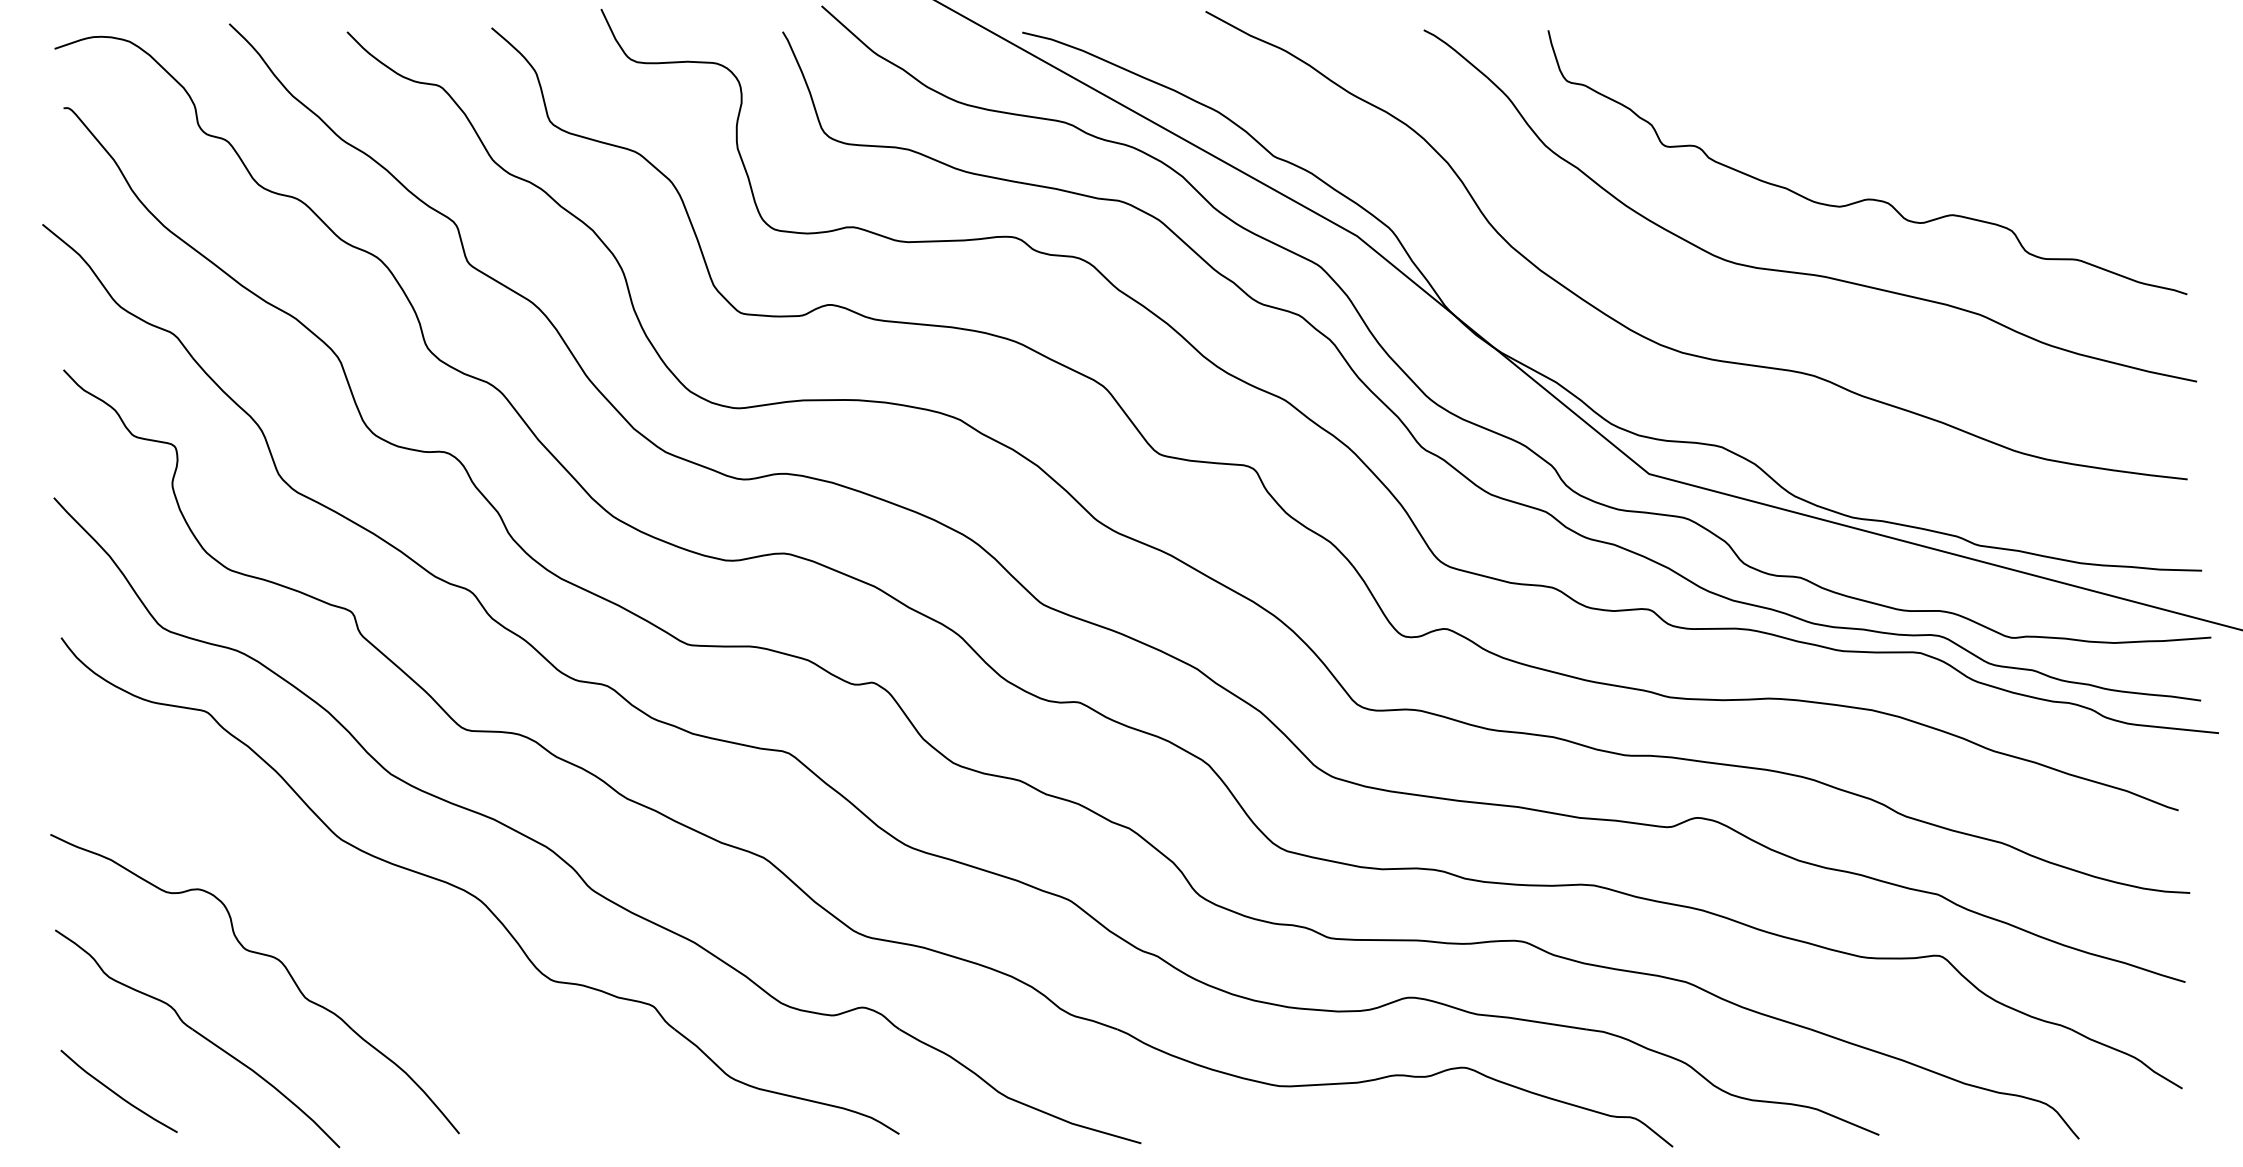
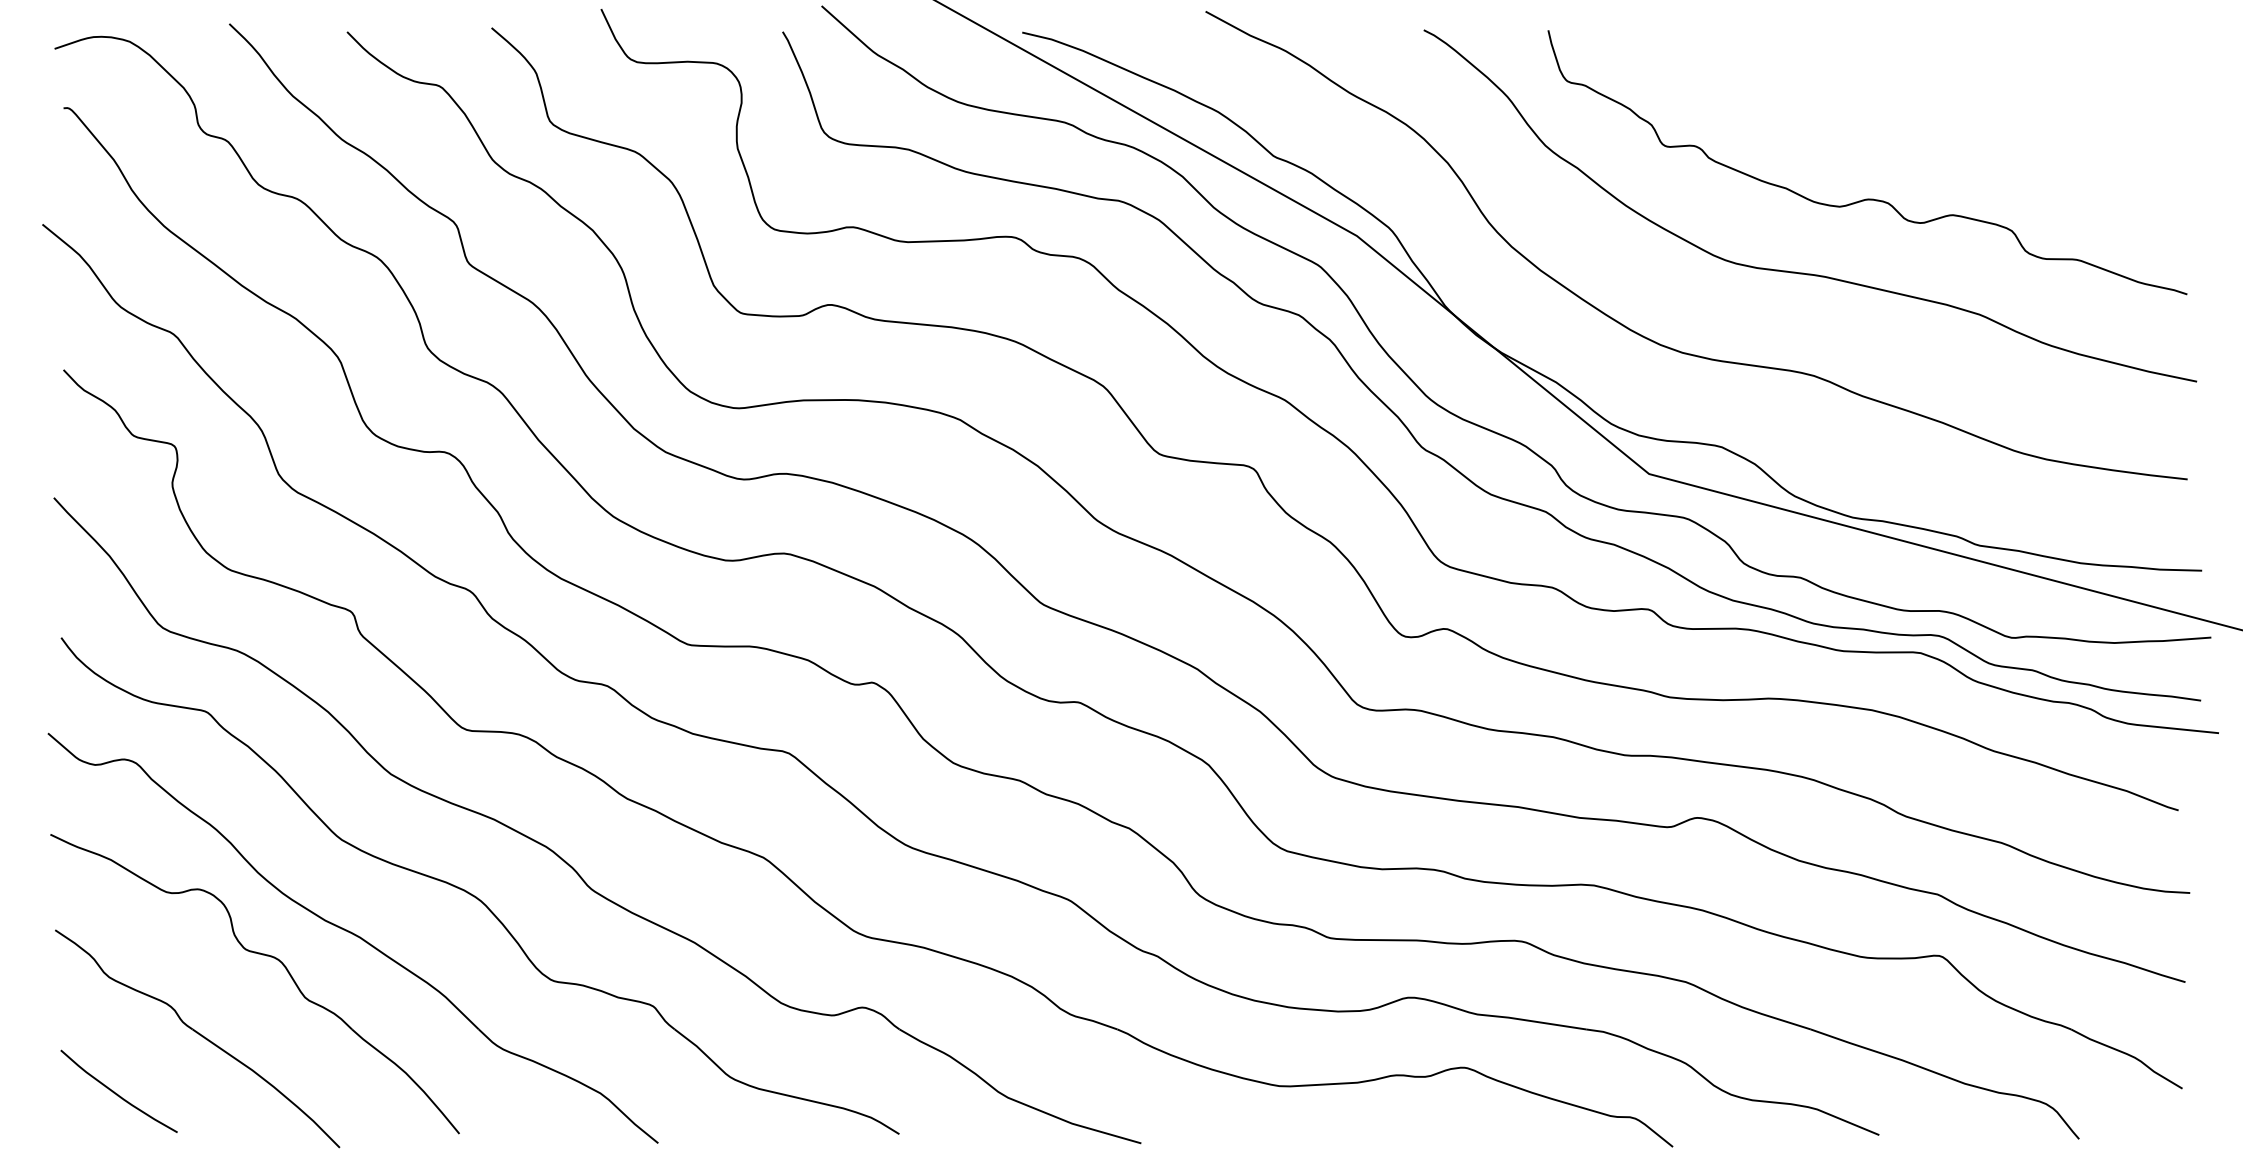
part: none -> present (352, 937)
